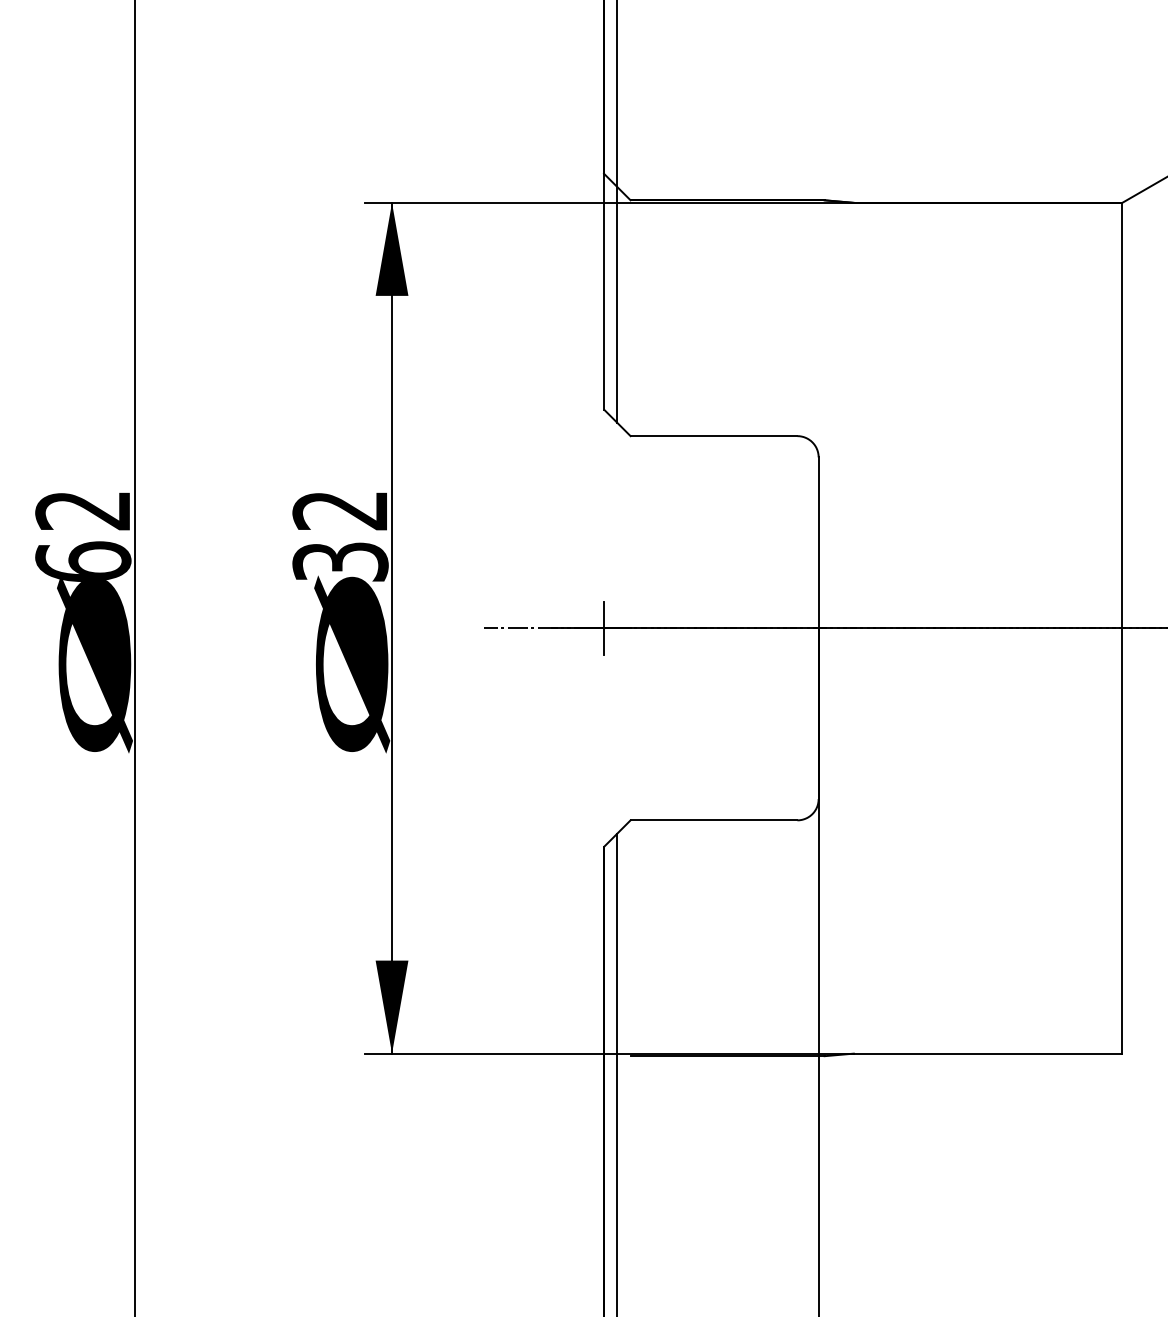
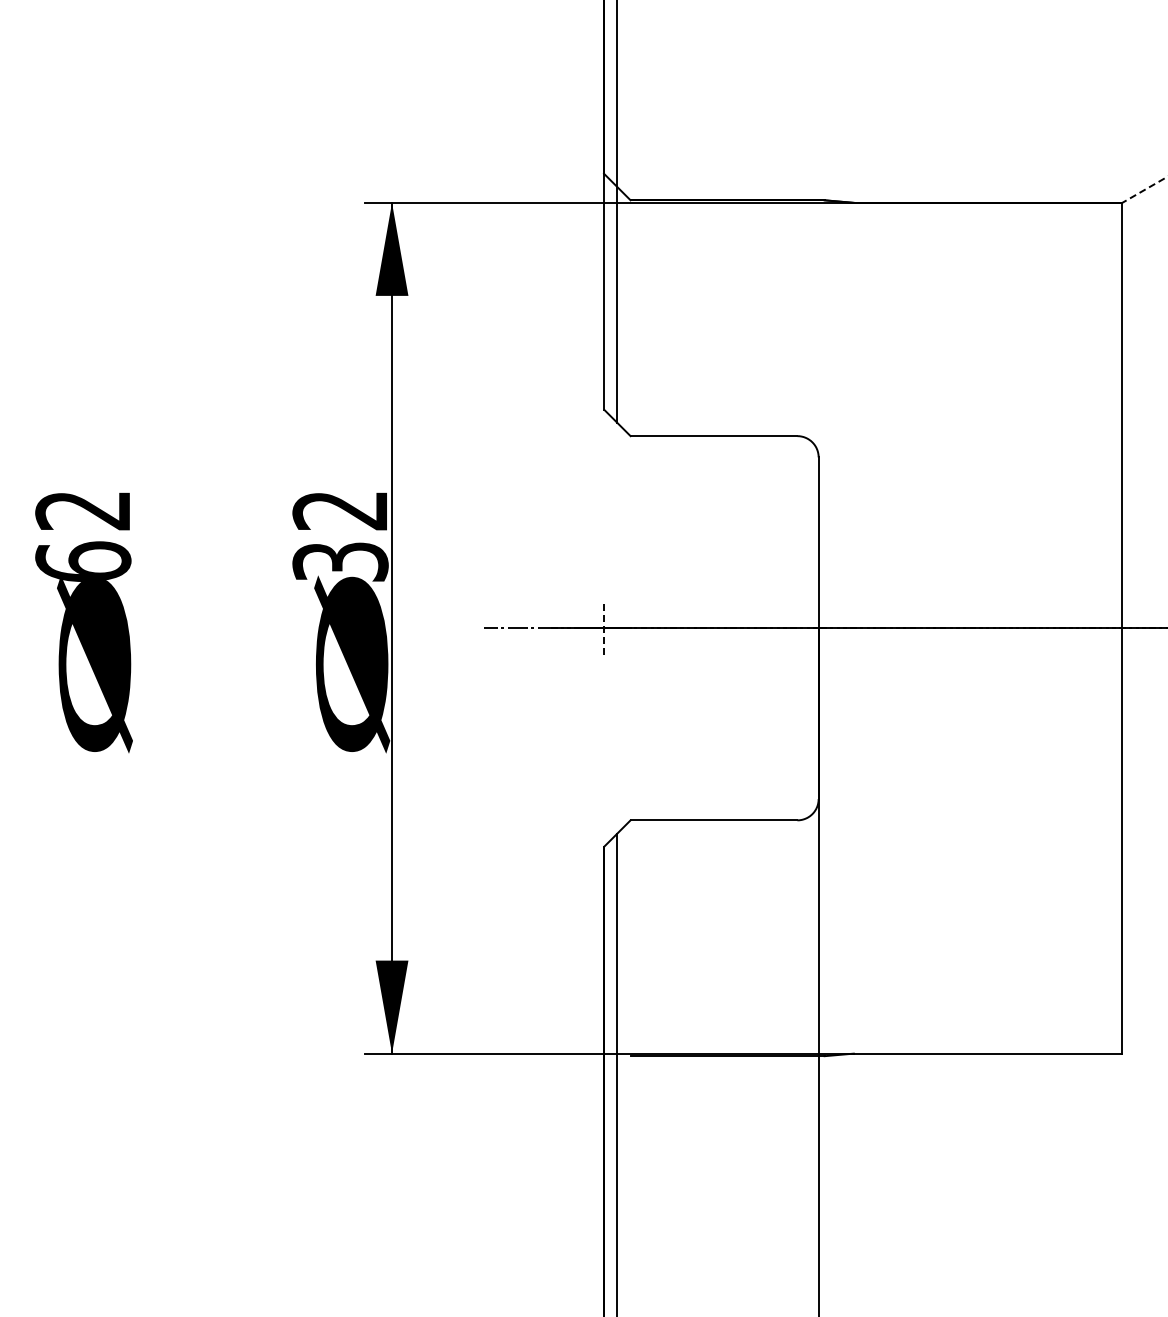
line: solid -> dashed (1144, 189)
line: solid -> dashed (604, 628)
line: present -> none (134, 657)
